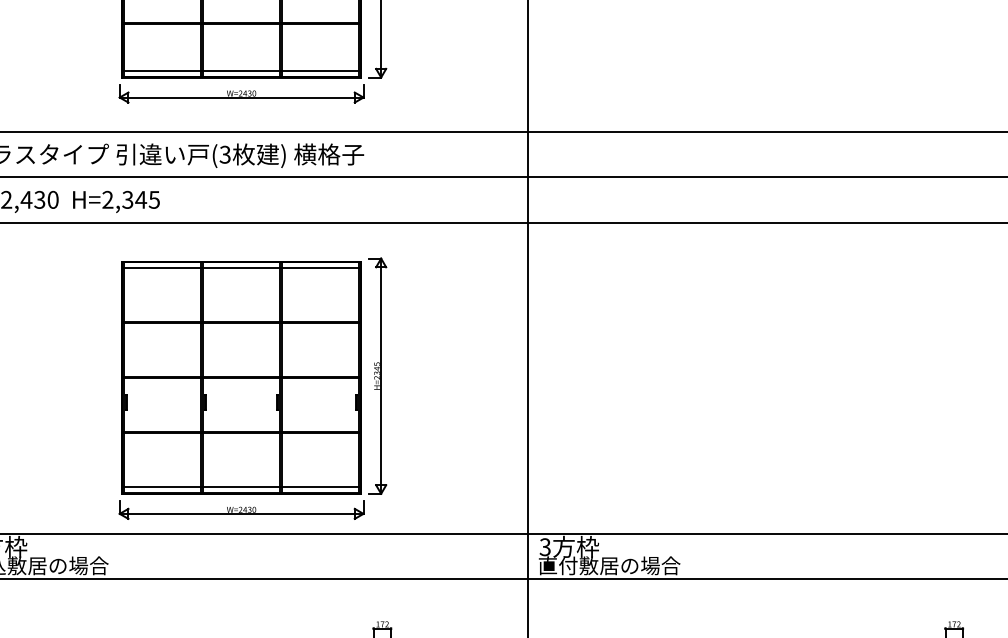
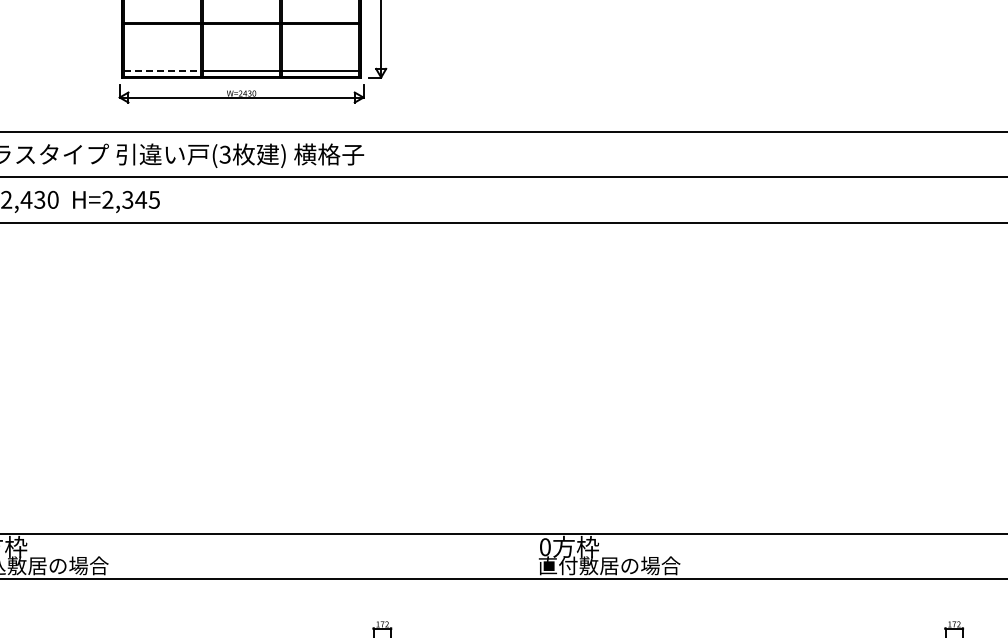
line: solid -> dashed (163, 70)
line: present -> none (527, 318)
part: present -> none (252, 388)
text: 3 -> 0 (544, 547)
